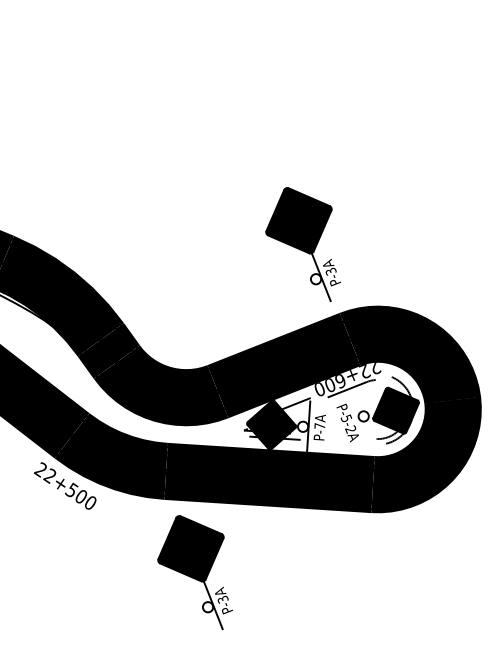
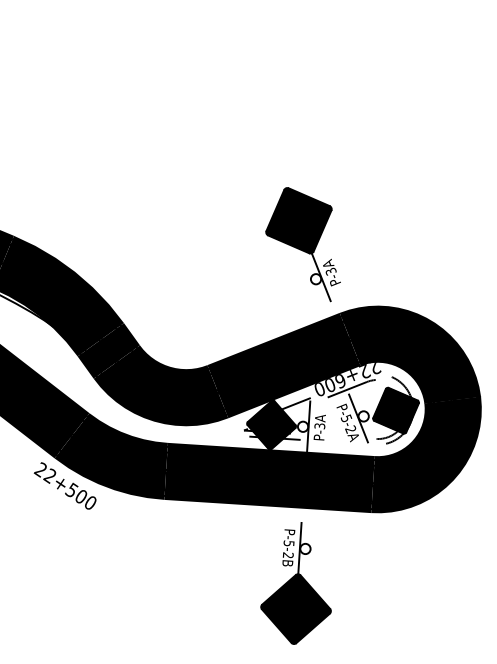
line: none -> present (358, 418)
text: P-7A -> P-3A (319, 426)
part: present -> none (194, 572)
part: none -> present (295, 583)
